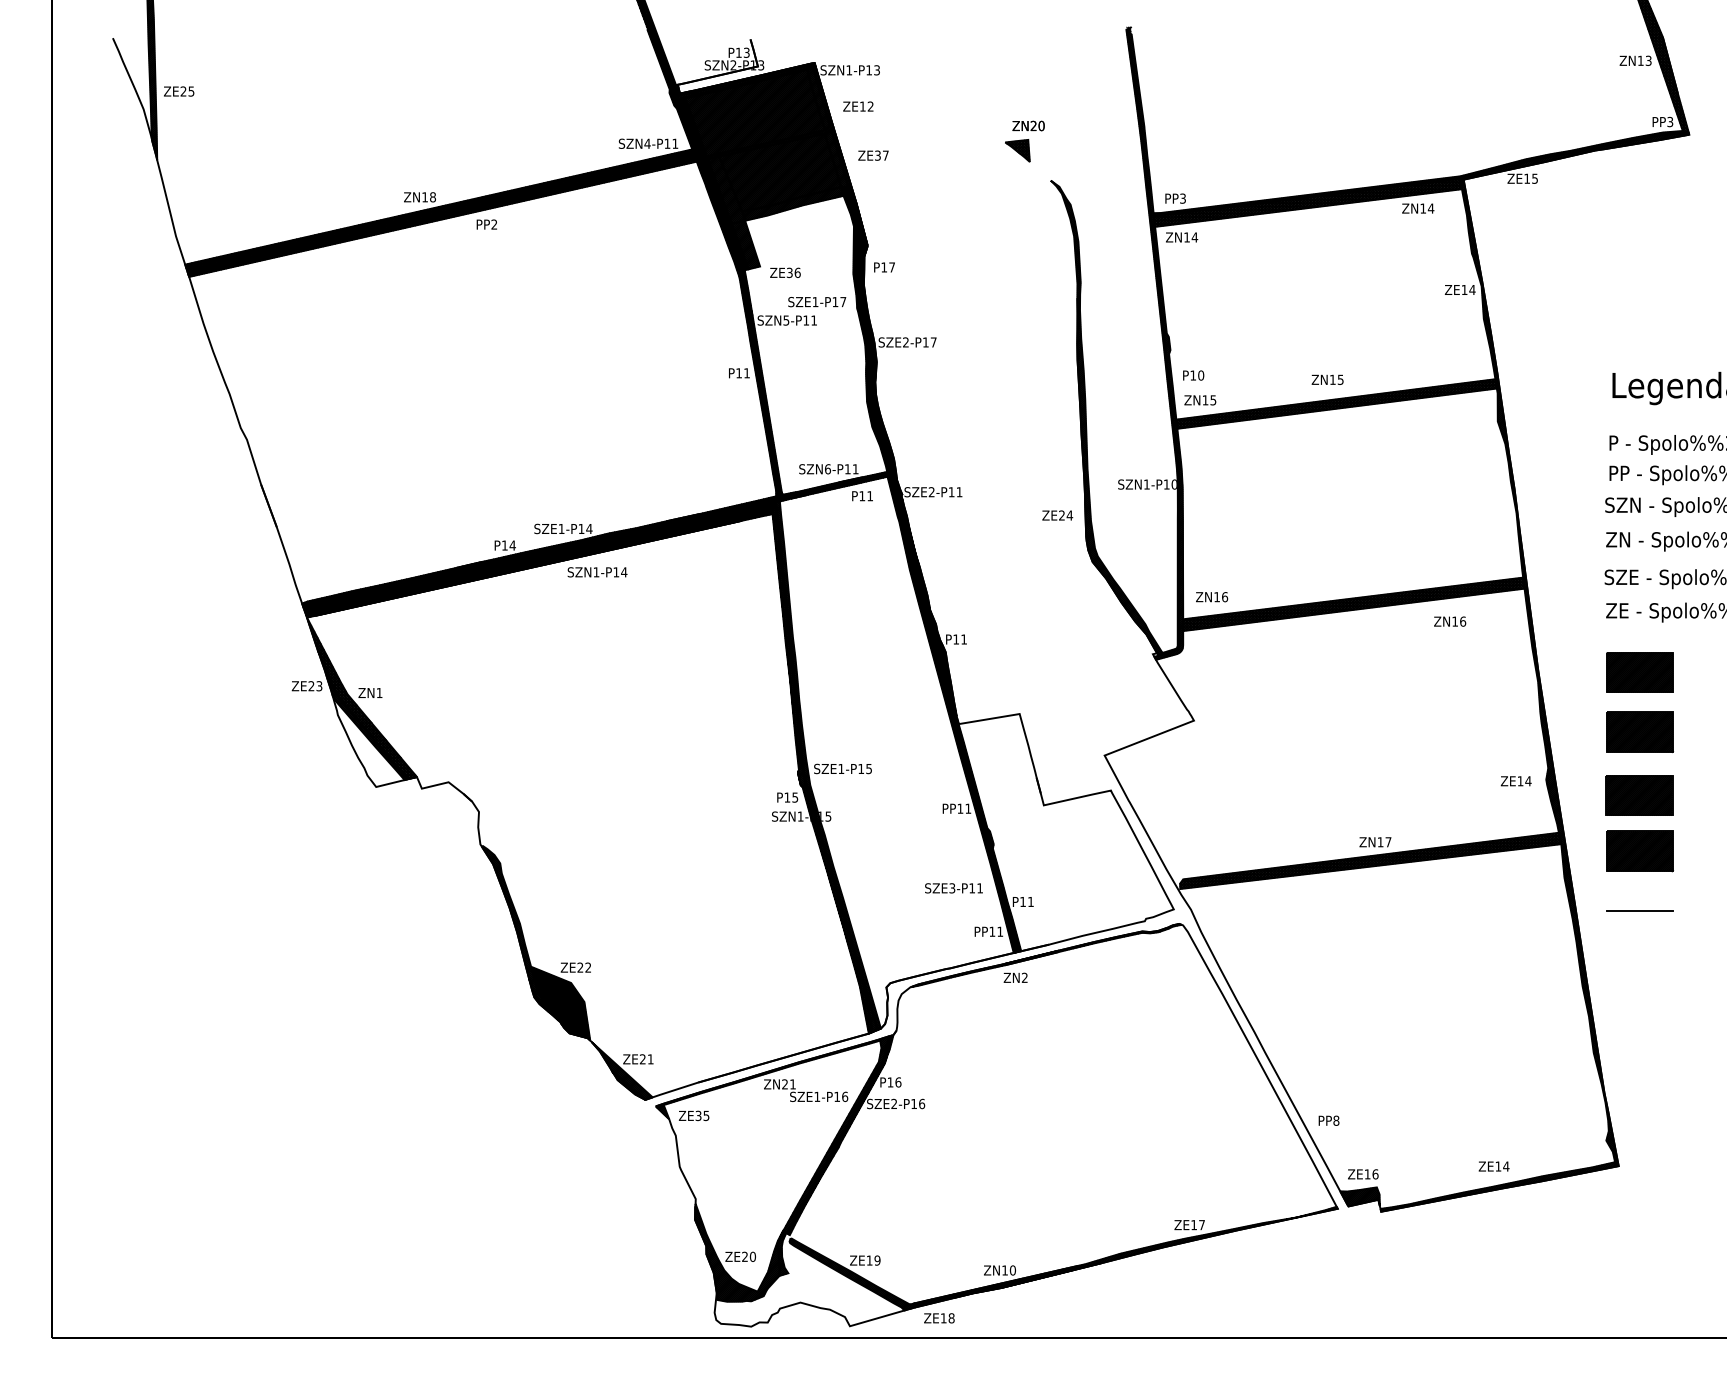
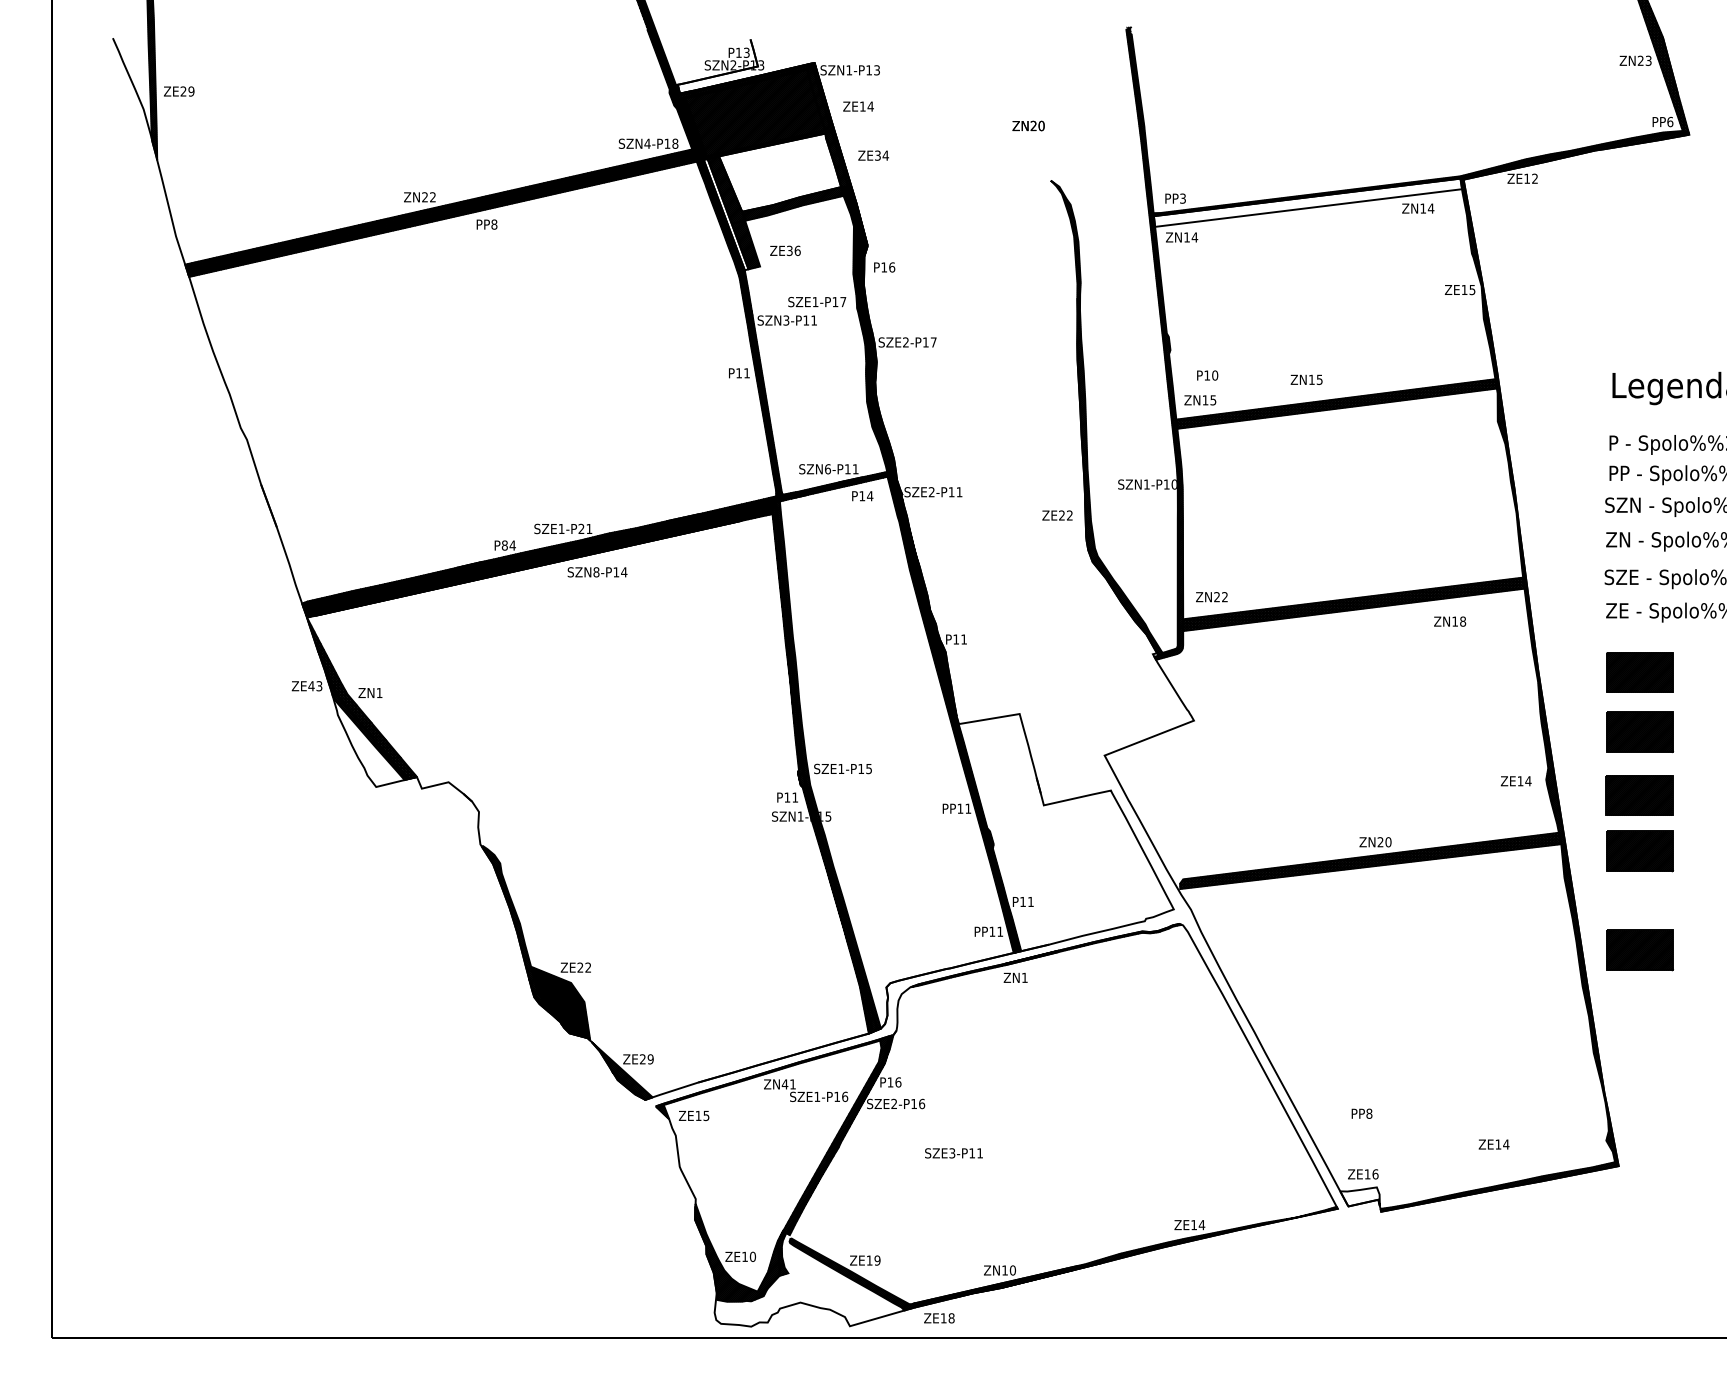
text: ZN13 -> ZN23 (1640, 60)
text: ZE25 -> ZE29 (191, 91)
text: ZE12 -> ZE14 (870, 106)
text: PP3 -> PP6 (1670, 121)
text: SZN4-P11 -> SZN4-P18 (675, 143)
part: present -> none (1017, 150)
text: ZE37 -> ZE34 (885, 155)
hatch: present -> none (779, 172)
text: ZE15 -> ZE12 (1534, 178)
text: ZN18 -> ZN22 (429, 197)
hatch: present -> none (1307, 202)
hatch: present -> none (725, 214)
text: PP2 -> PP8 (494, 224)
text: P17 -> P16 (892, 267)
text position: (785, 272) -> (785, 250) (785, 250)
text: ZE14 -> ZE15 (1472, 290)
text: SZN5-P11 -> SZN3-P11 (786, 319)
text position: (1193, 375) -> (1207, 375) (1207, 375)
text position: (1327, 379) -> (1306, 379) (1306, 379)
text: P11 -> P14 (870, 496)
text: ZE24 -> ZE22 (1069, 515)
text: SZE1-P14 -> SZE1-P21 (585, 528)
text: P14 -> P84 (504, 545)
text: SZN1-P14 -> SZN8-P14 (596, 572)
text: ZN16 -> ZN22 (1221, 597)
text: ZN16 -> ZN18 (1463, 621)
text: ZE23 -> ZE43 (311, 686)
text: P15 -> P11 (795, 797)
text: ZN17 -> ZN20 (1384, 842)
text position: (953, 888) -> (953, 1153) (953, 1153)
line: present -> none (1639, 911)
part: none -> present (1639, 950)
text: ZN2 -> ZN1 (1024, 977)
text: ZE21 -> ZE29 (650, 1059)
text: ZN21 -> ZN41 (784, 1084)
text: ZE35 -> ZE15 (698, 1115)
text position: (1328, 1120) -> (1361, 1113) (1361, 1113)
text position: (1493, 1166) -> (1493, 1144) (1493, 1144)
hatch: present -> none (1359, 1196)
text: ZE17 -> ZE14 (1201, 1225)
text: ZE20 -> ZE10 (744, 1256)
